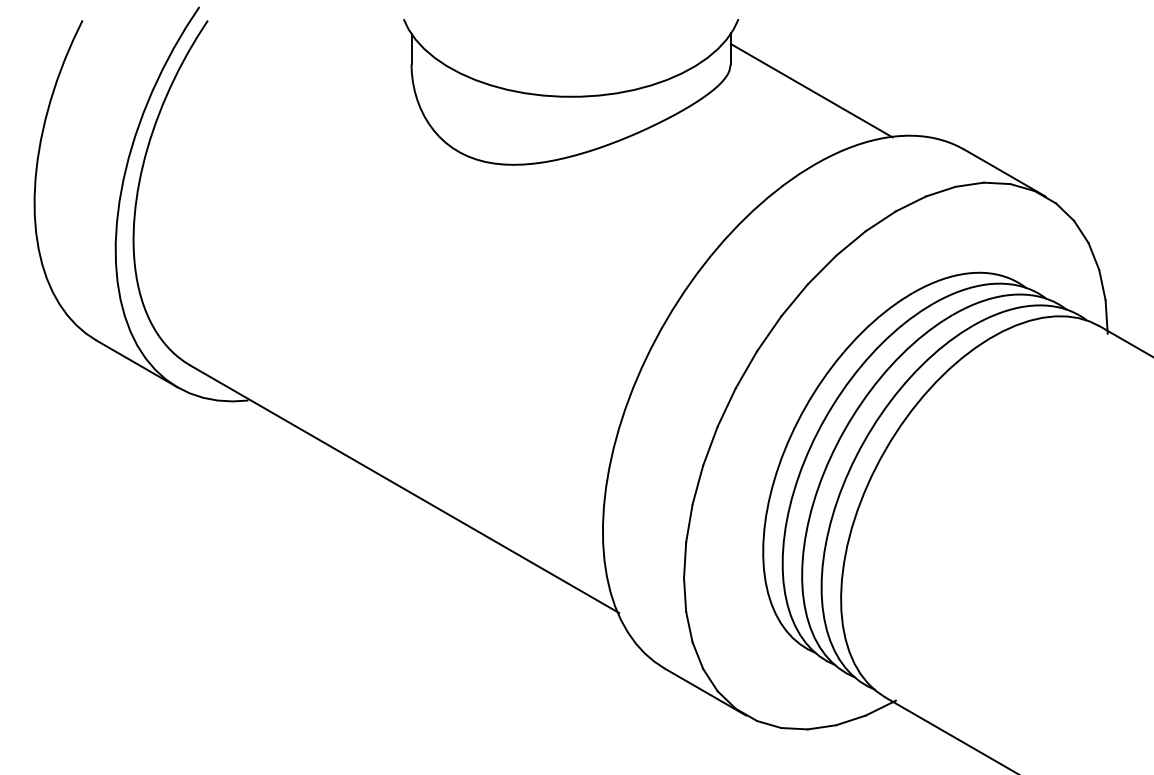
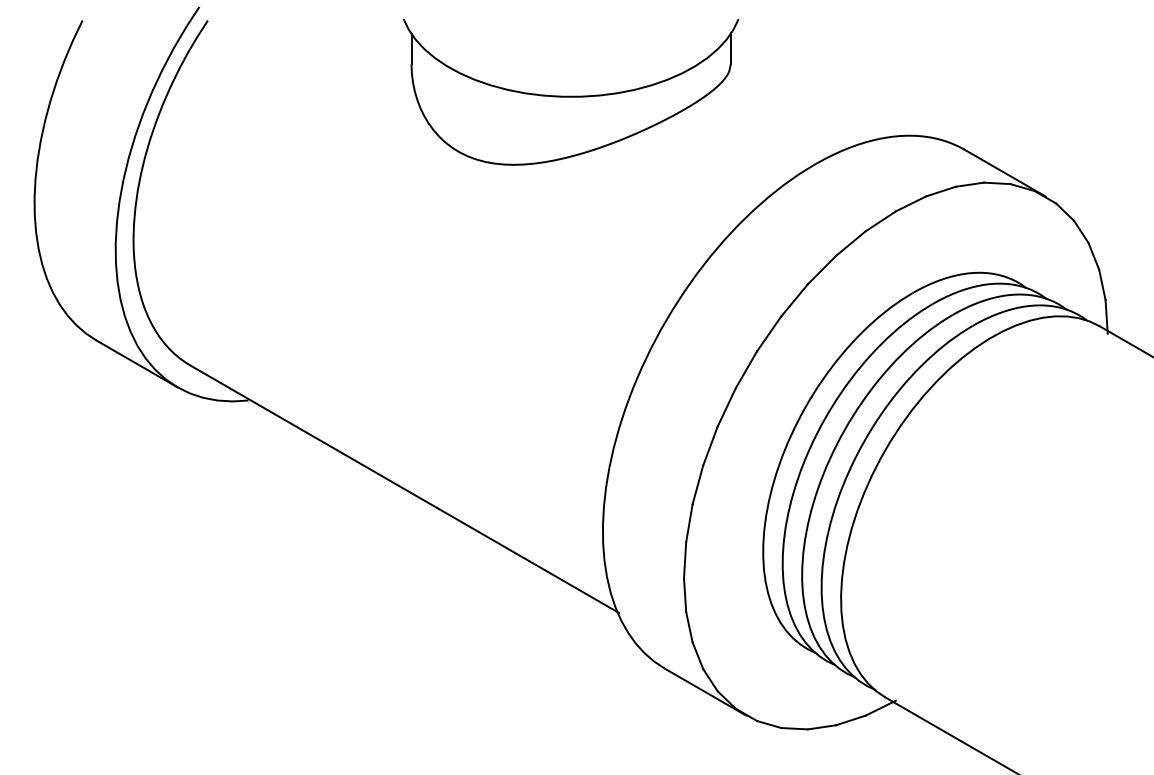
line: present -> none (811, 90)
